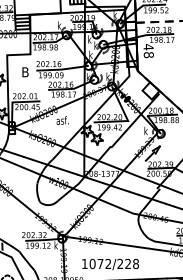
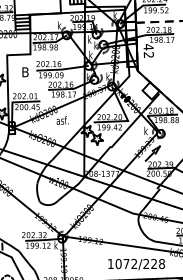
text: 48 -> 42 (148, 55)
text position: (110, 264) -> (136, 264) (136, 264)
